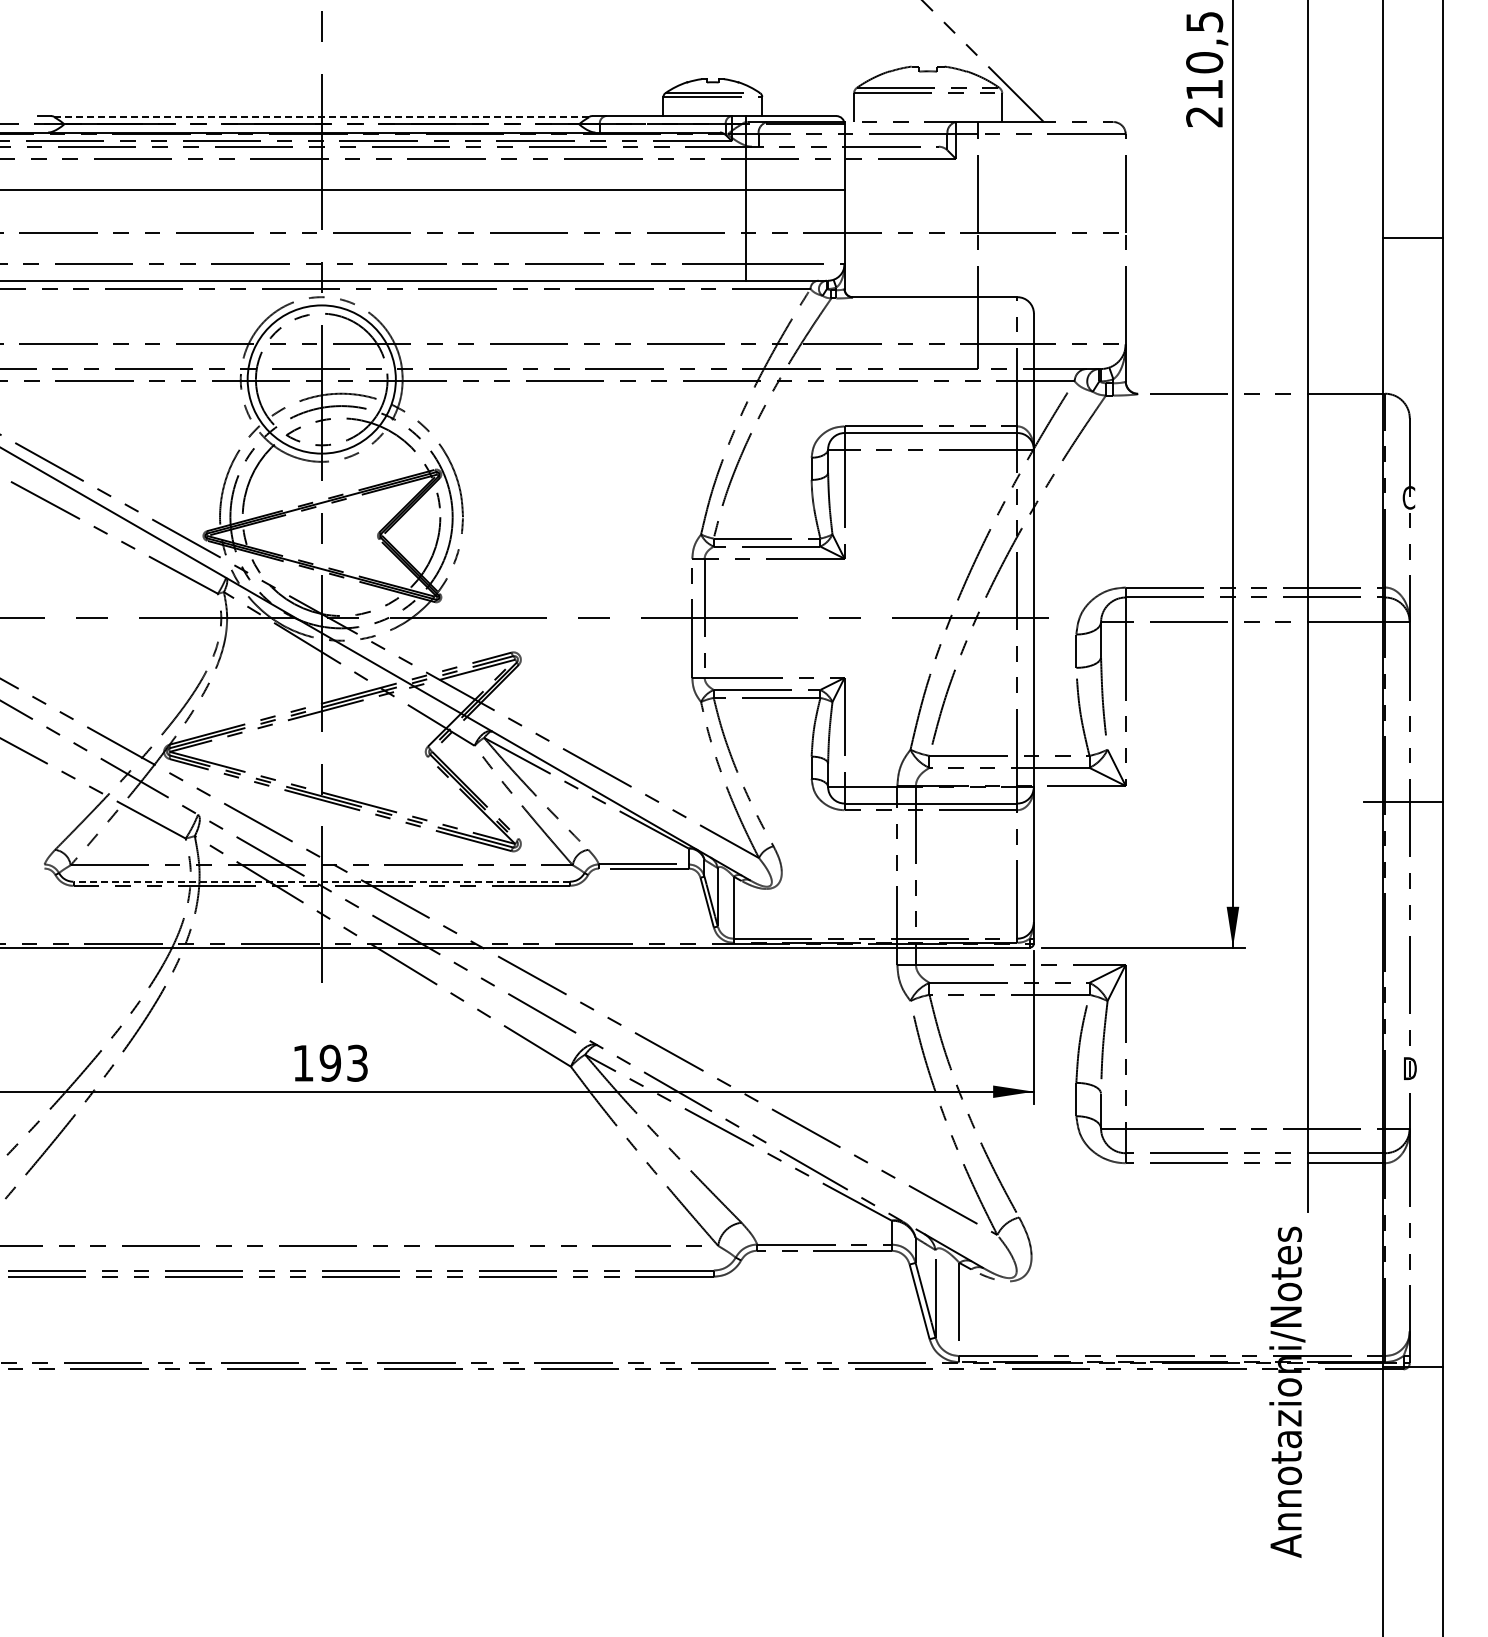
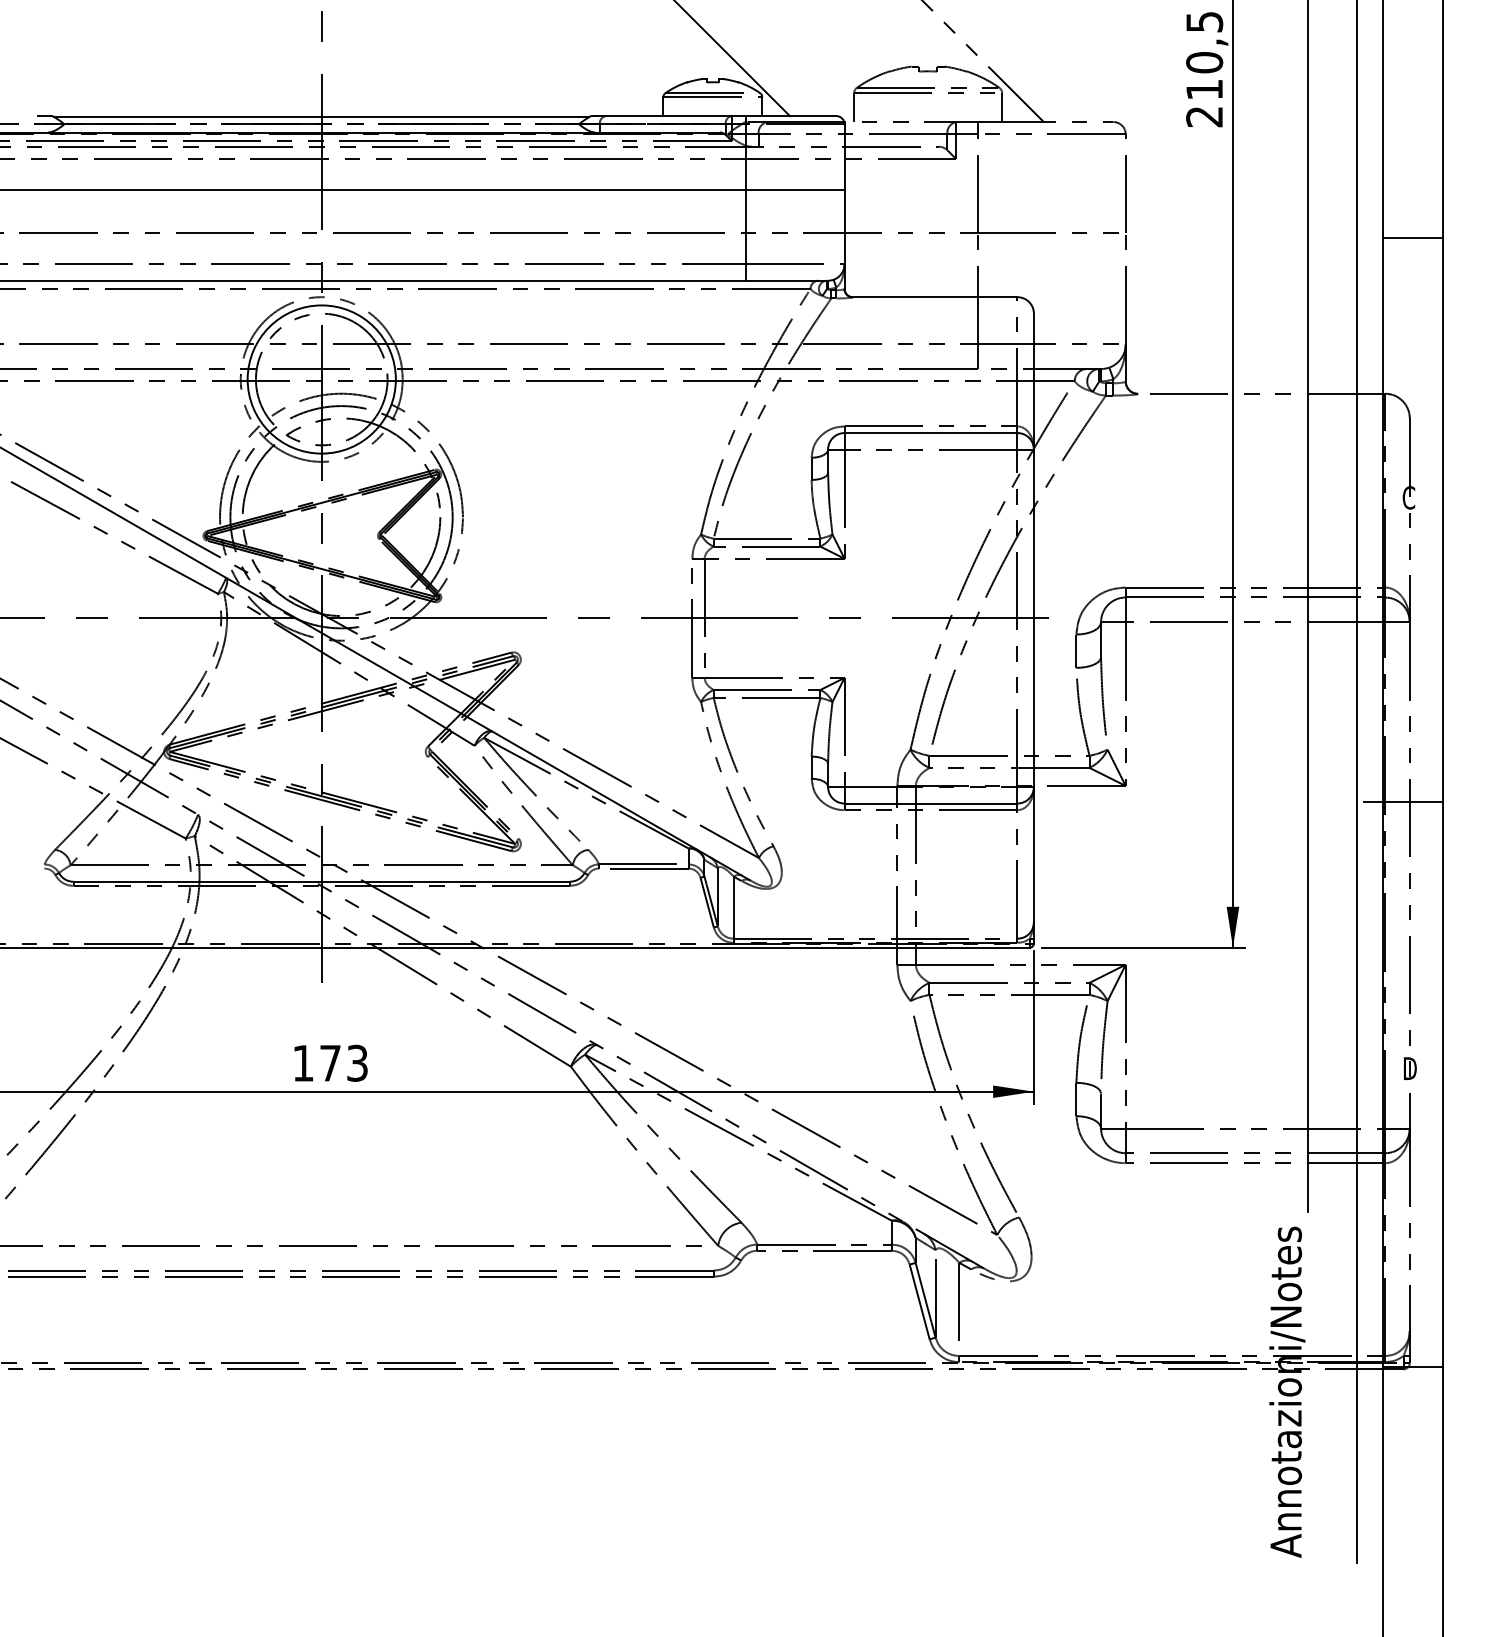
line: none -> present (732, 59)
line: dashed -> solid (322, 117)
line: none -> present (1357, 782)
line: dashed -> solid (321, 881)
text: 193 -> 173 (330, 1062)
